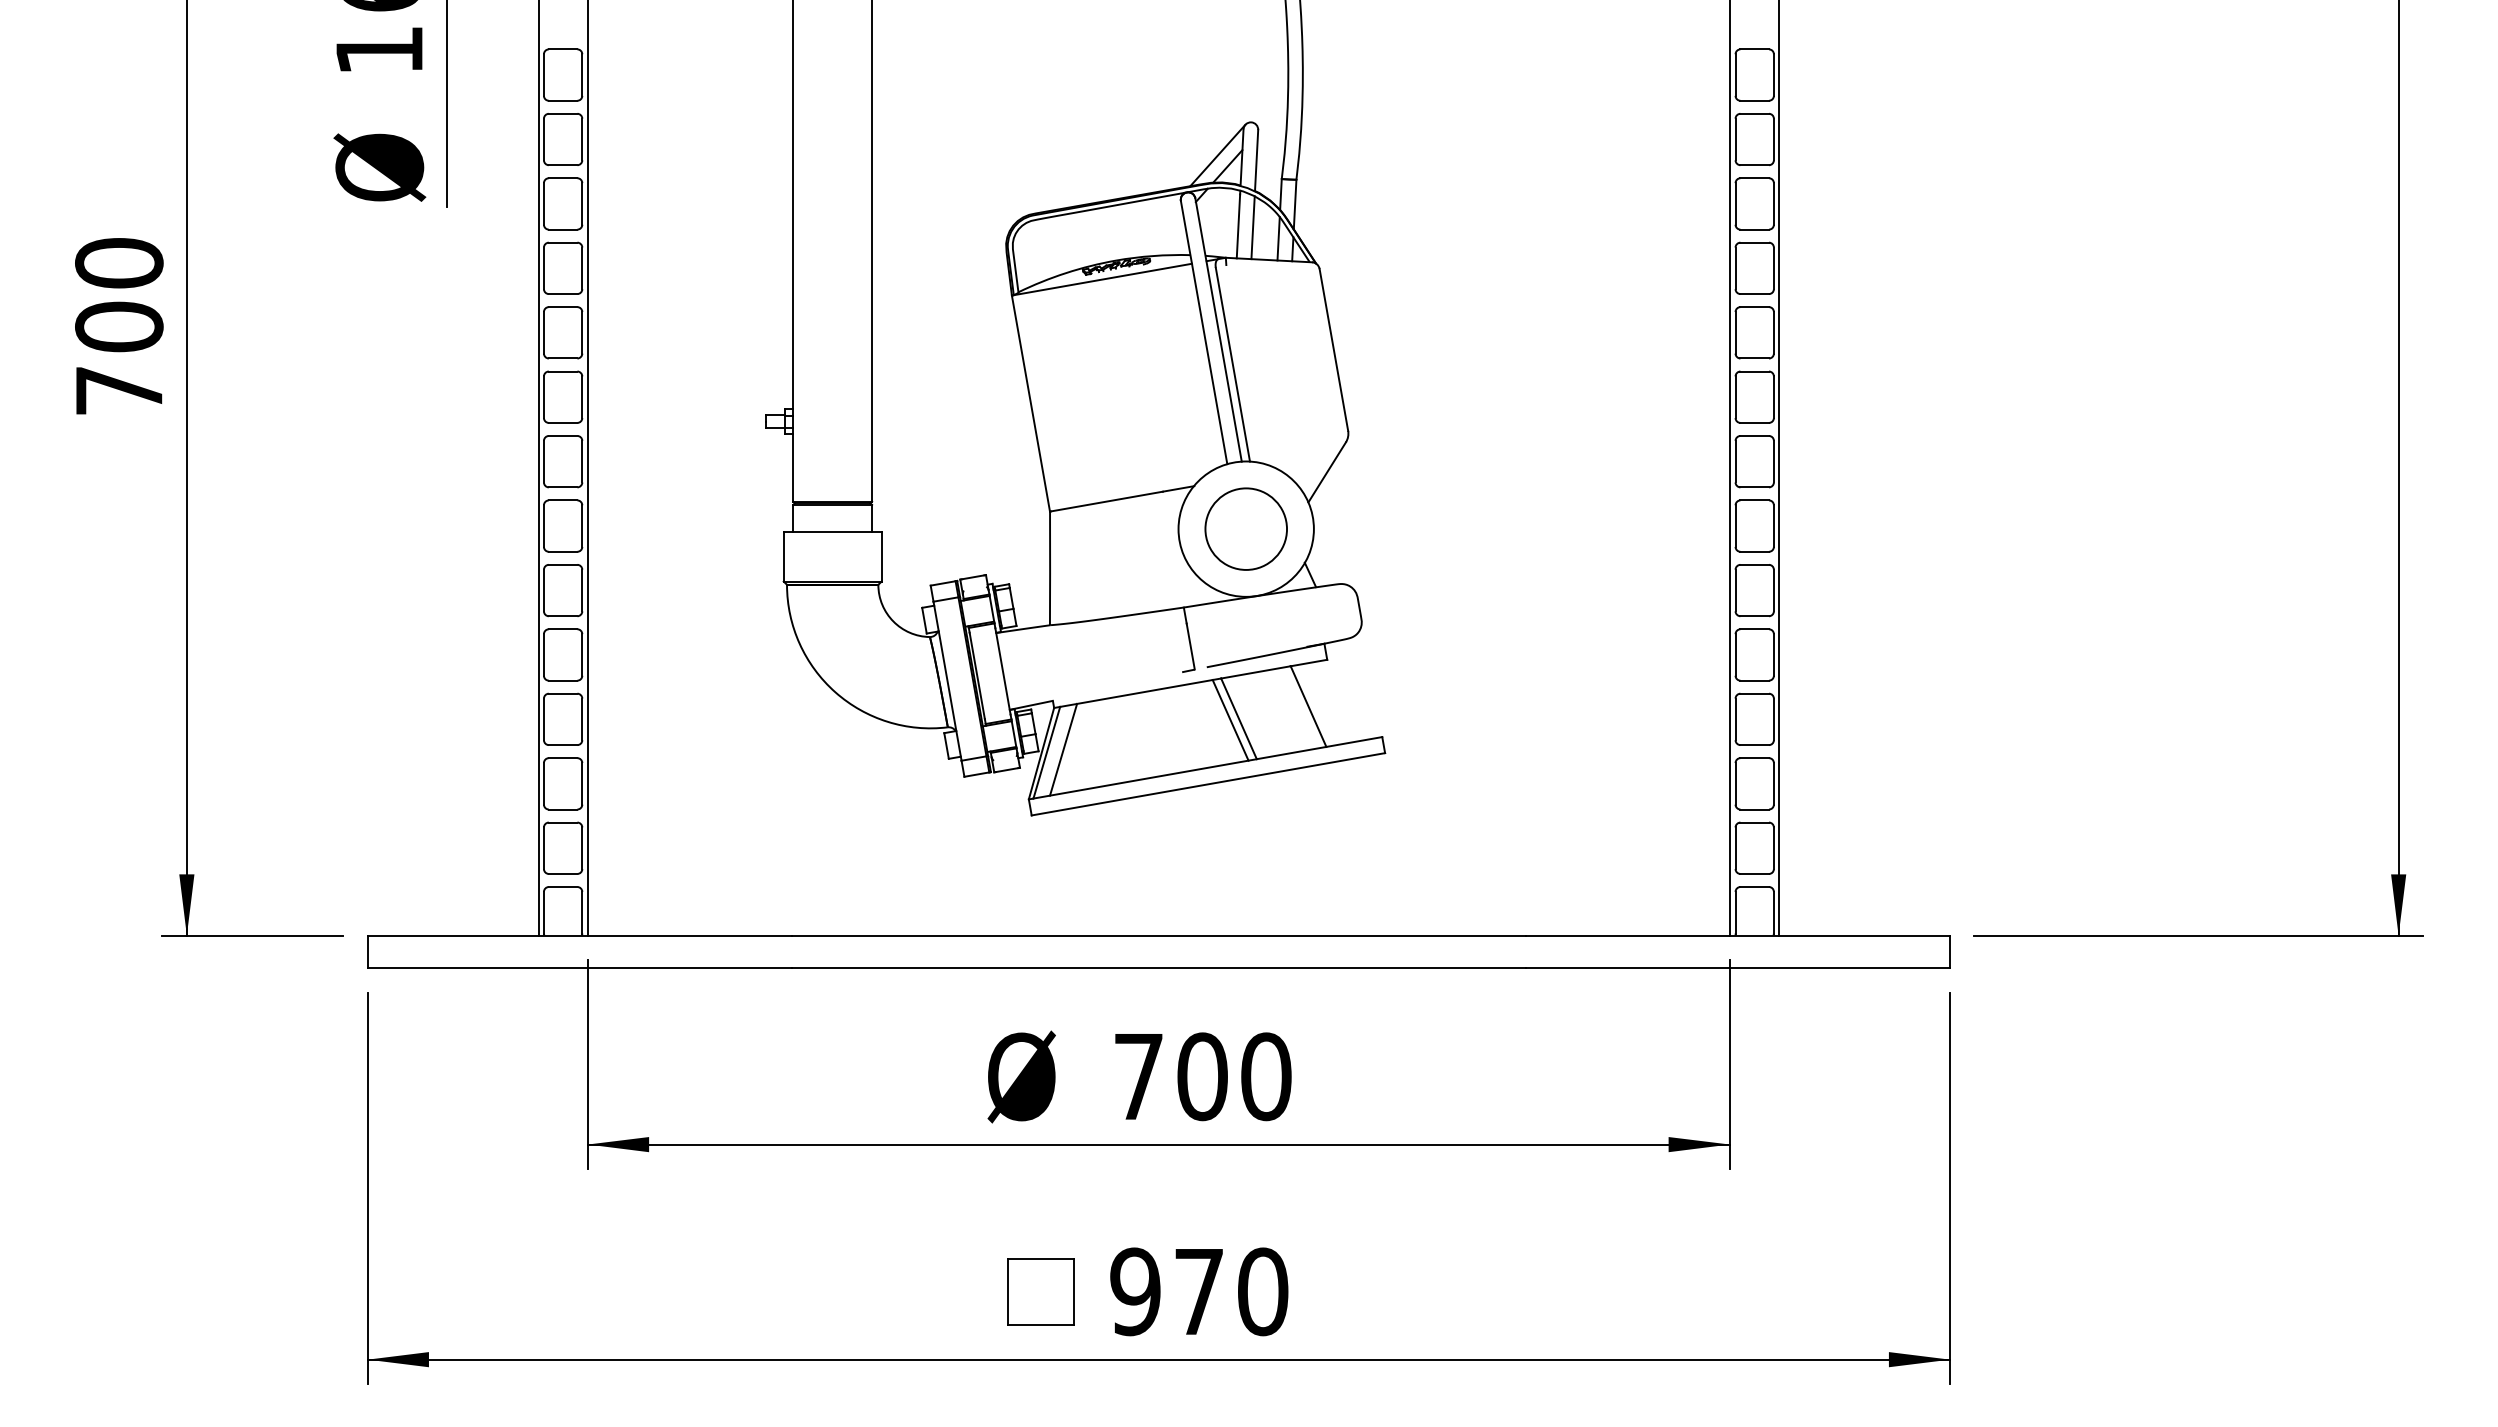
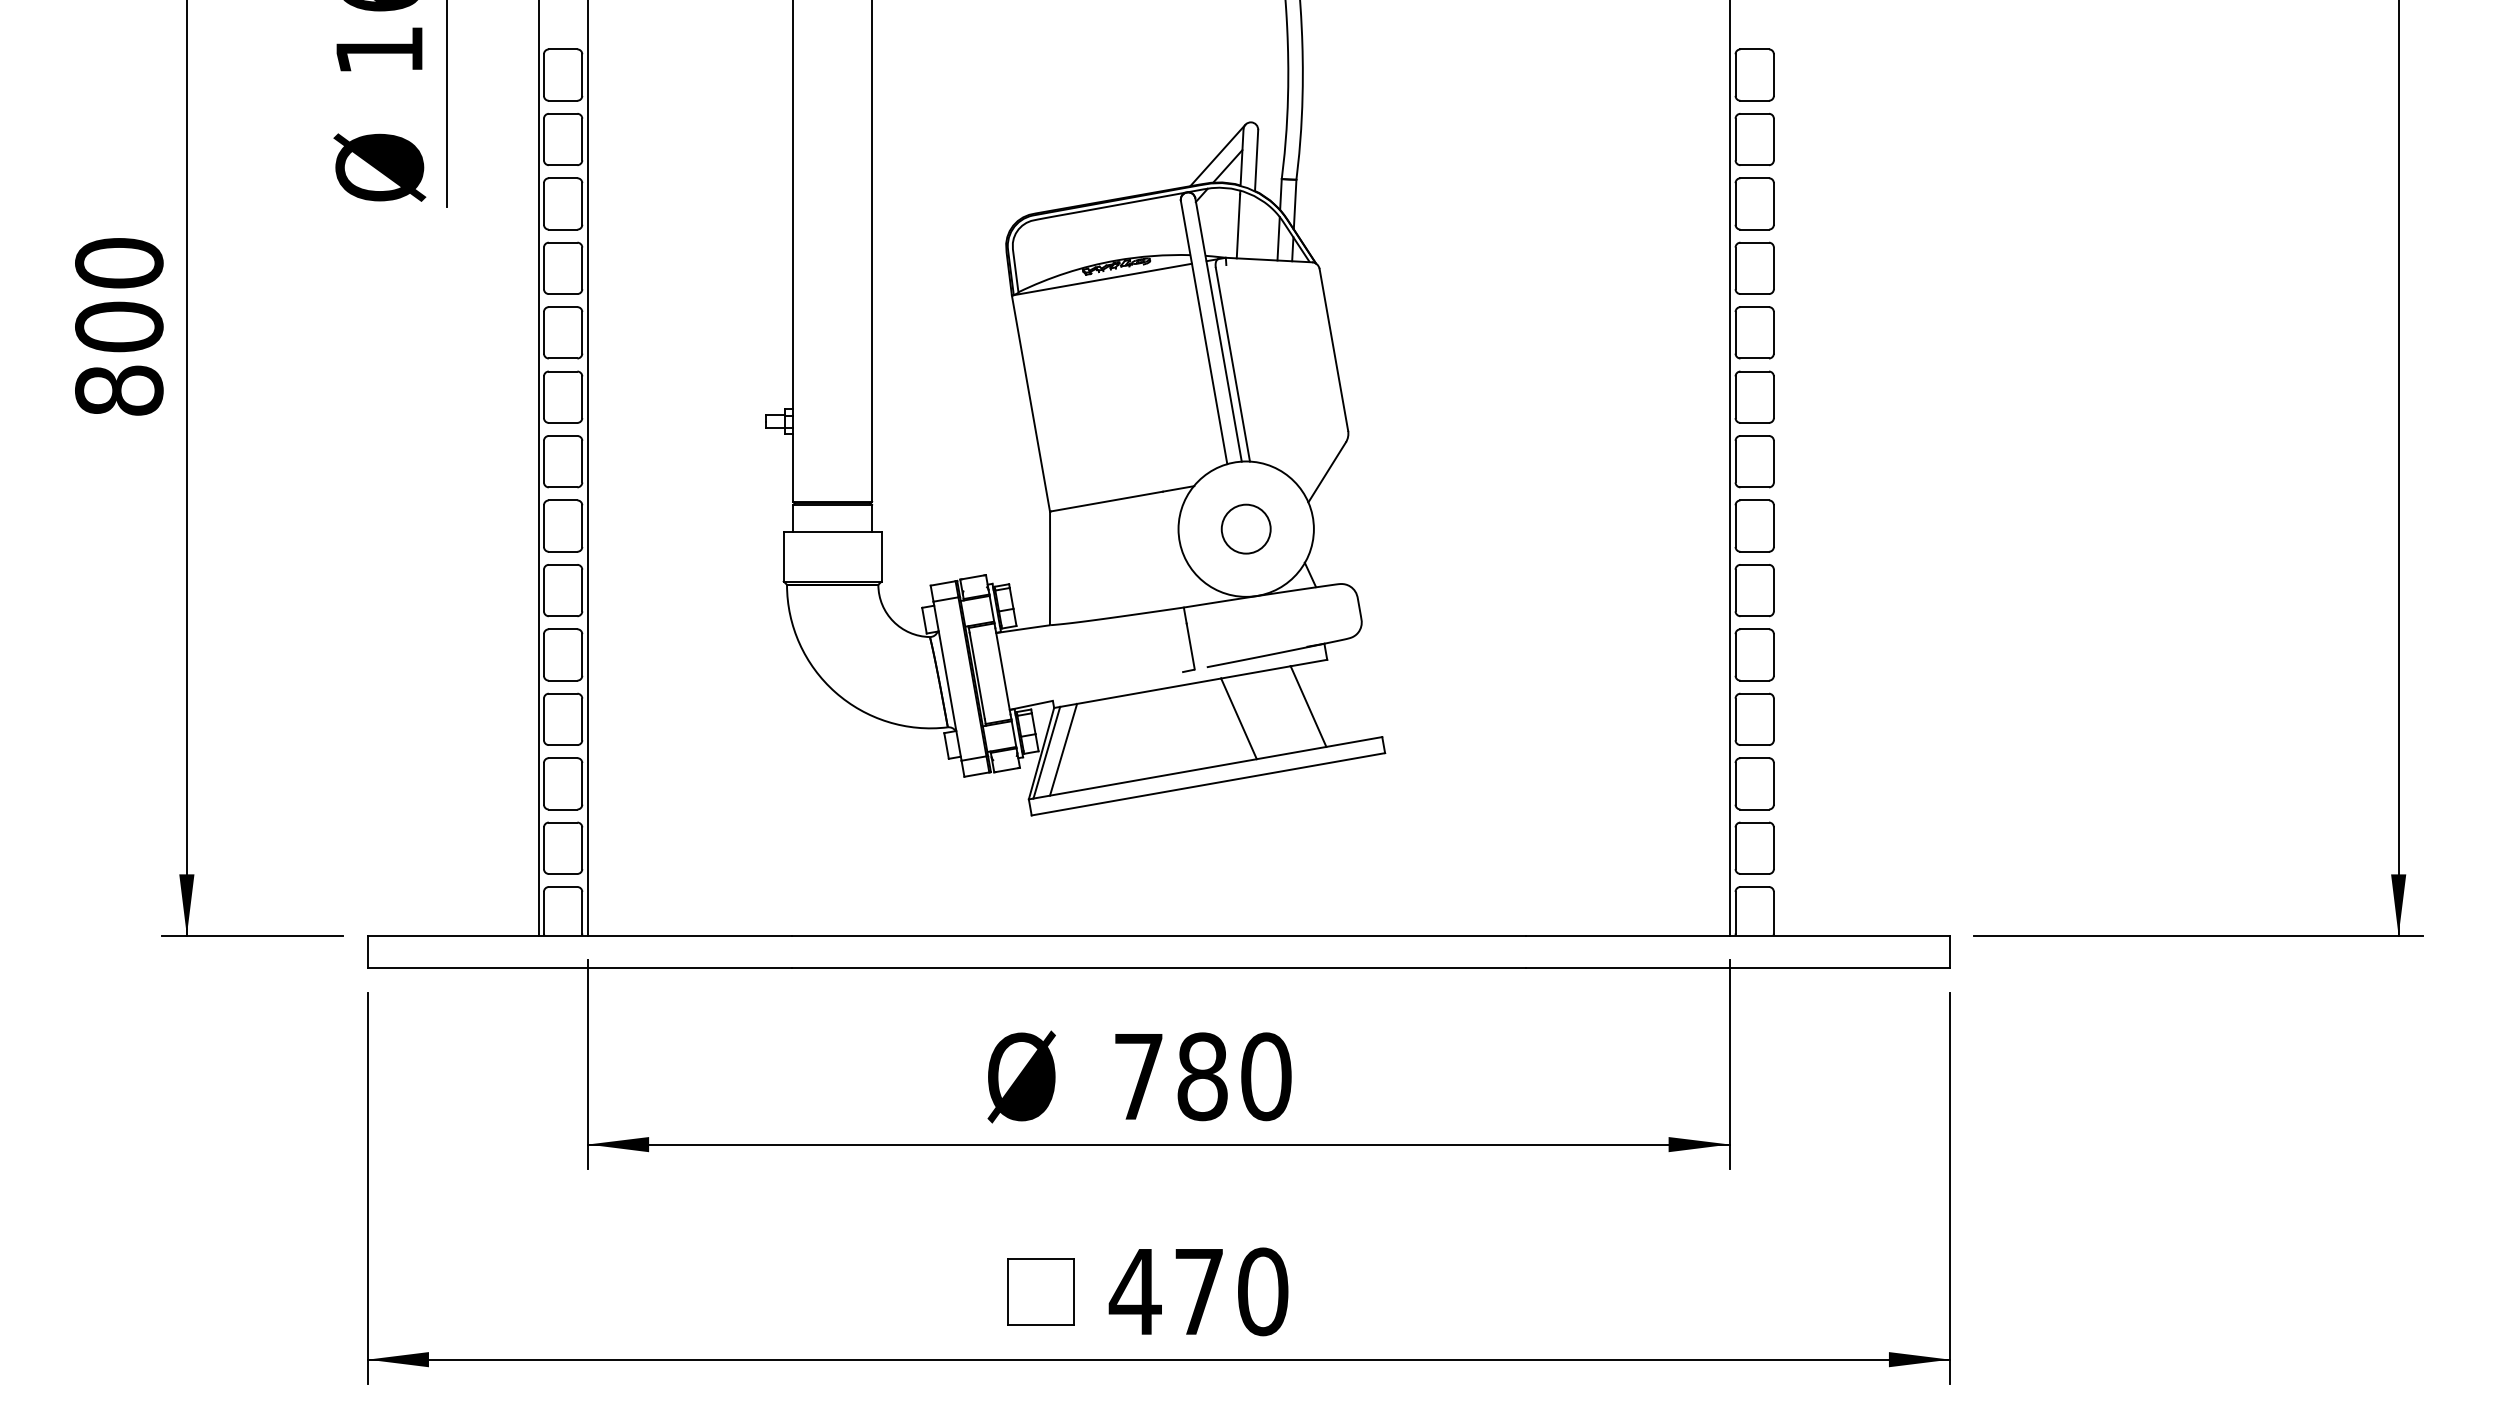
line: present -> none (1252, 227)
text: 700 -> 800 (119, 390)
line: present -> none (1778, 468)
circle diameter: 82 px -> 49 px (1245, 528)
line: present -> none (1230, 720)
text: 700 -> 780 (1202, 1076)
text: 970 -> 470 (1134, 1291)
